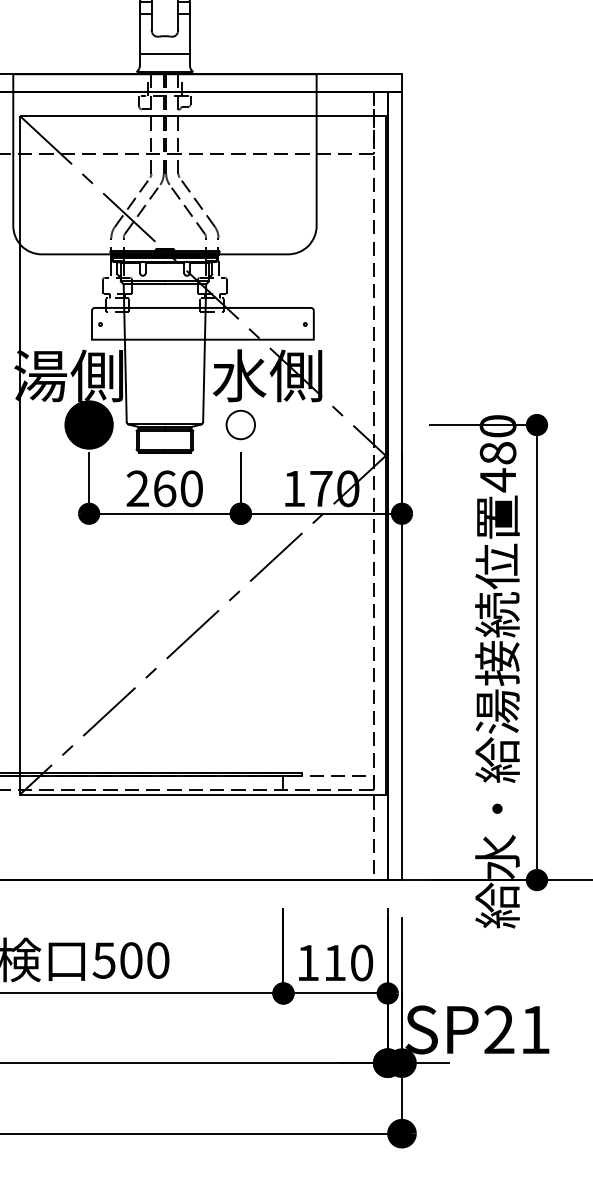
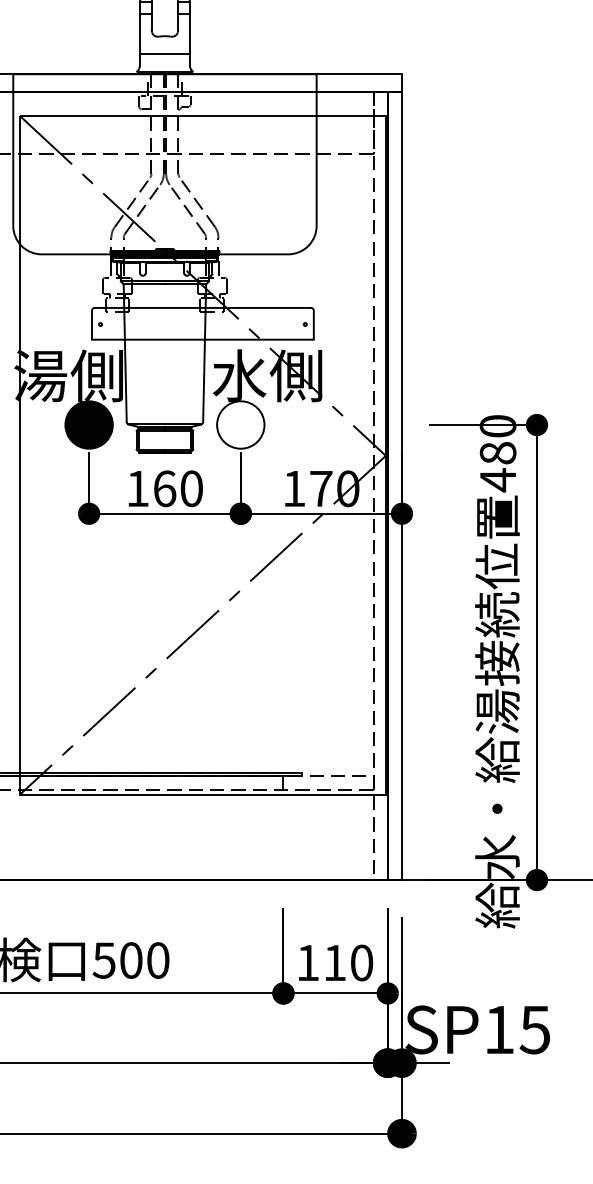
circle diameter: 28 px -> 47 px (240, 424)
text: 260 -> 160 (137, 488)
text: SP21 -> SP15 (516, 1029)
